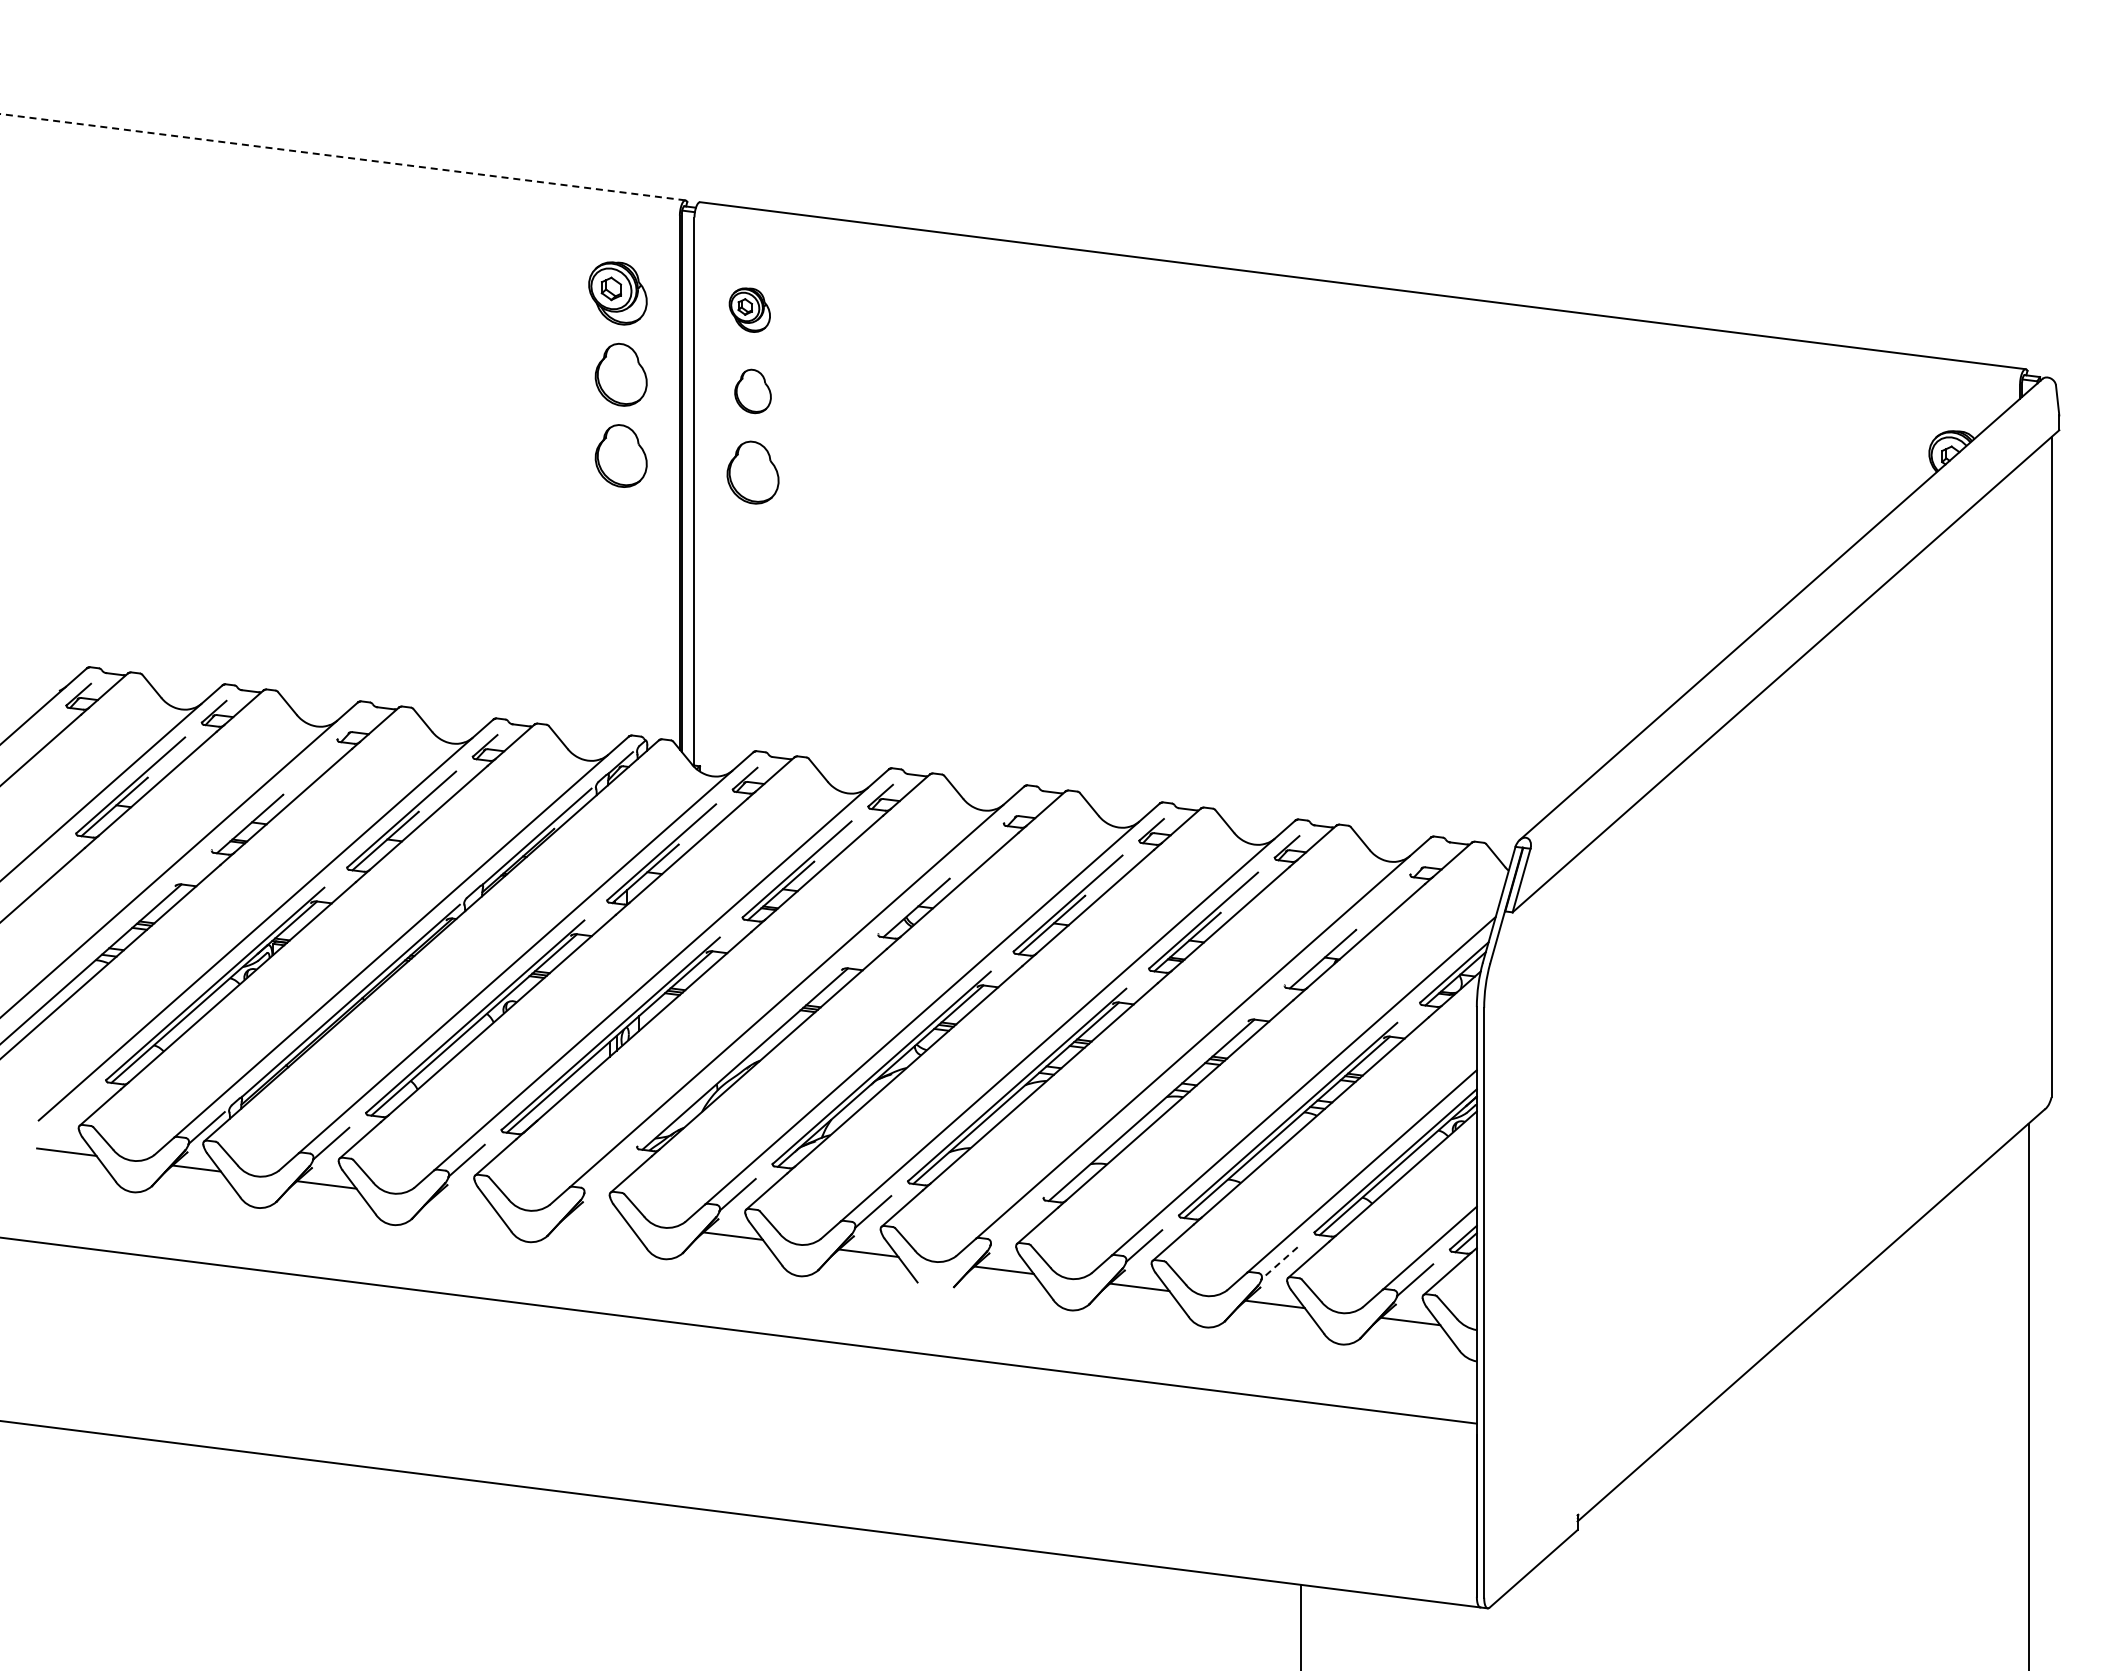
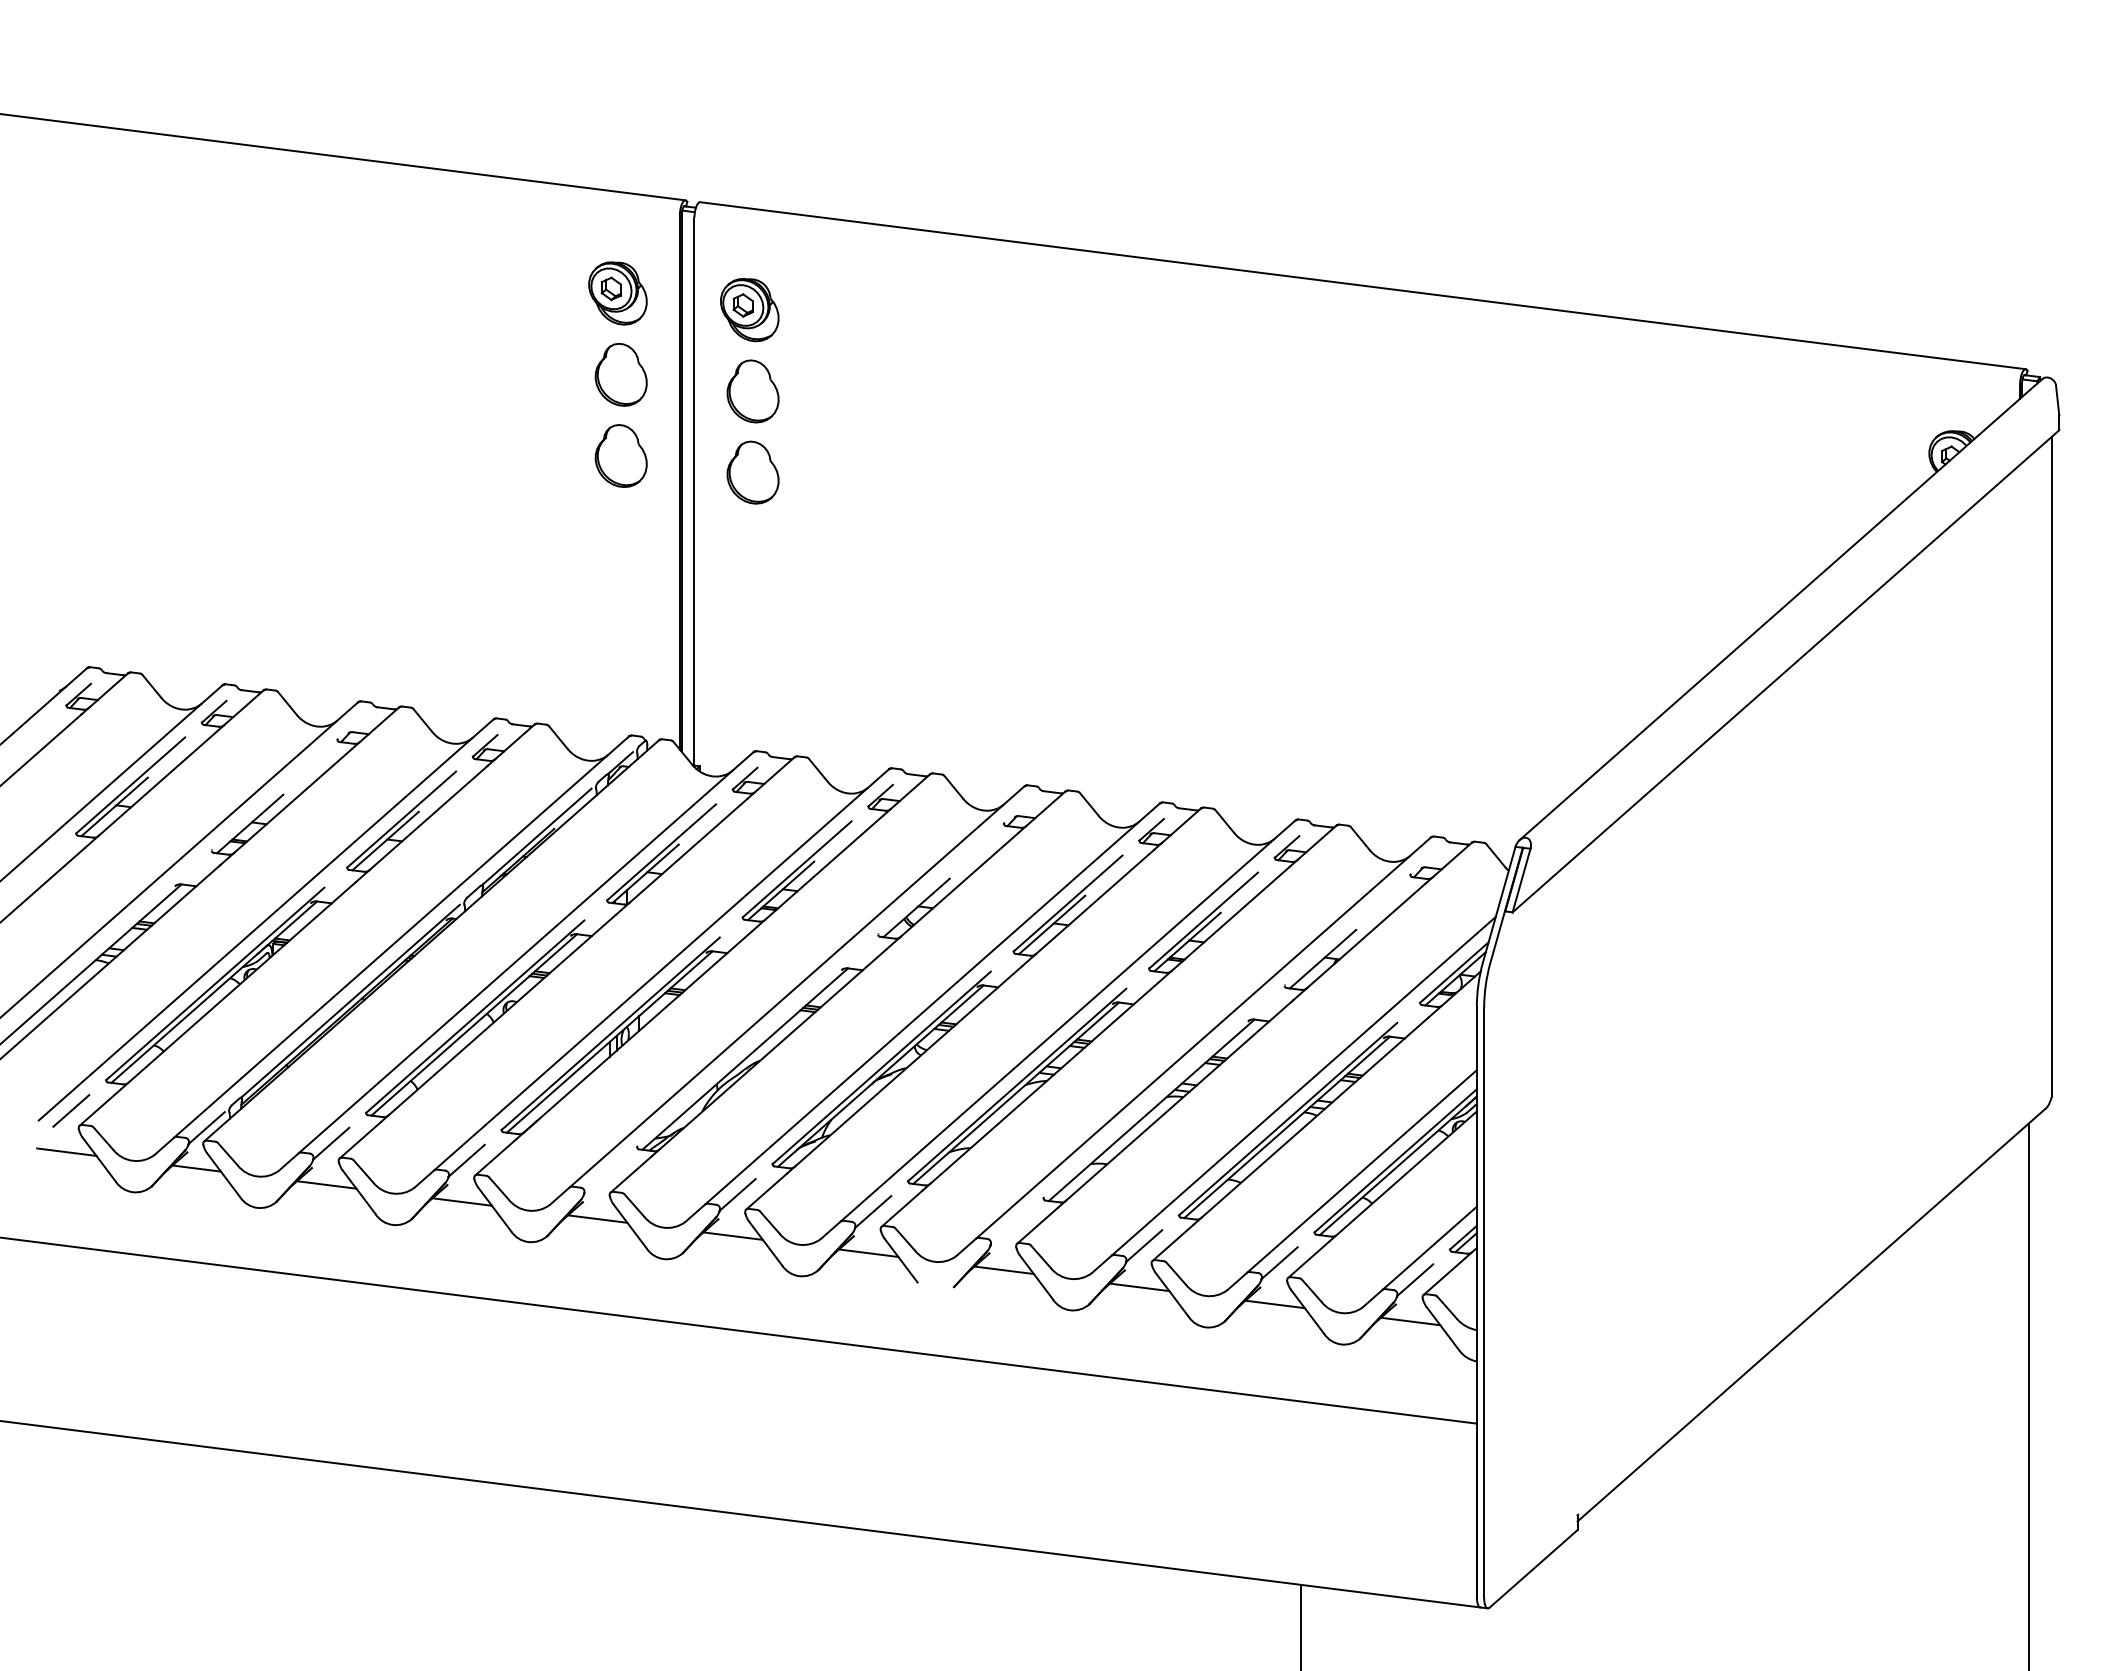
line: dashed -> solid (342, 157)
part size: 43x46 px -> 60x65 px (749, 310)
part size: 38x47 px -> 54x65 px (752, 391)
line: none -> present (71, 1110)
line: none -> present (461, 1201)
line: none -> present (597, 1218)
line: dashed -> solid (1279, 1263)
